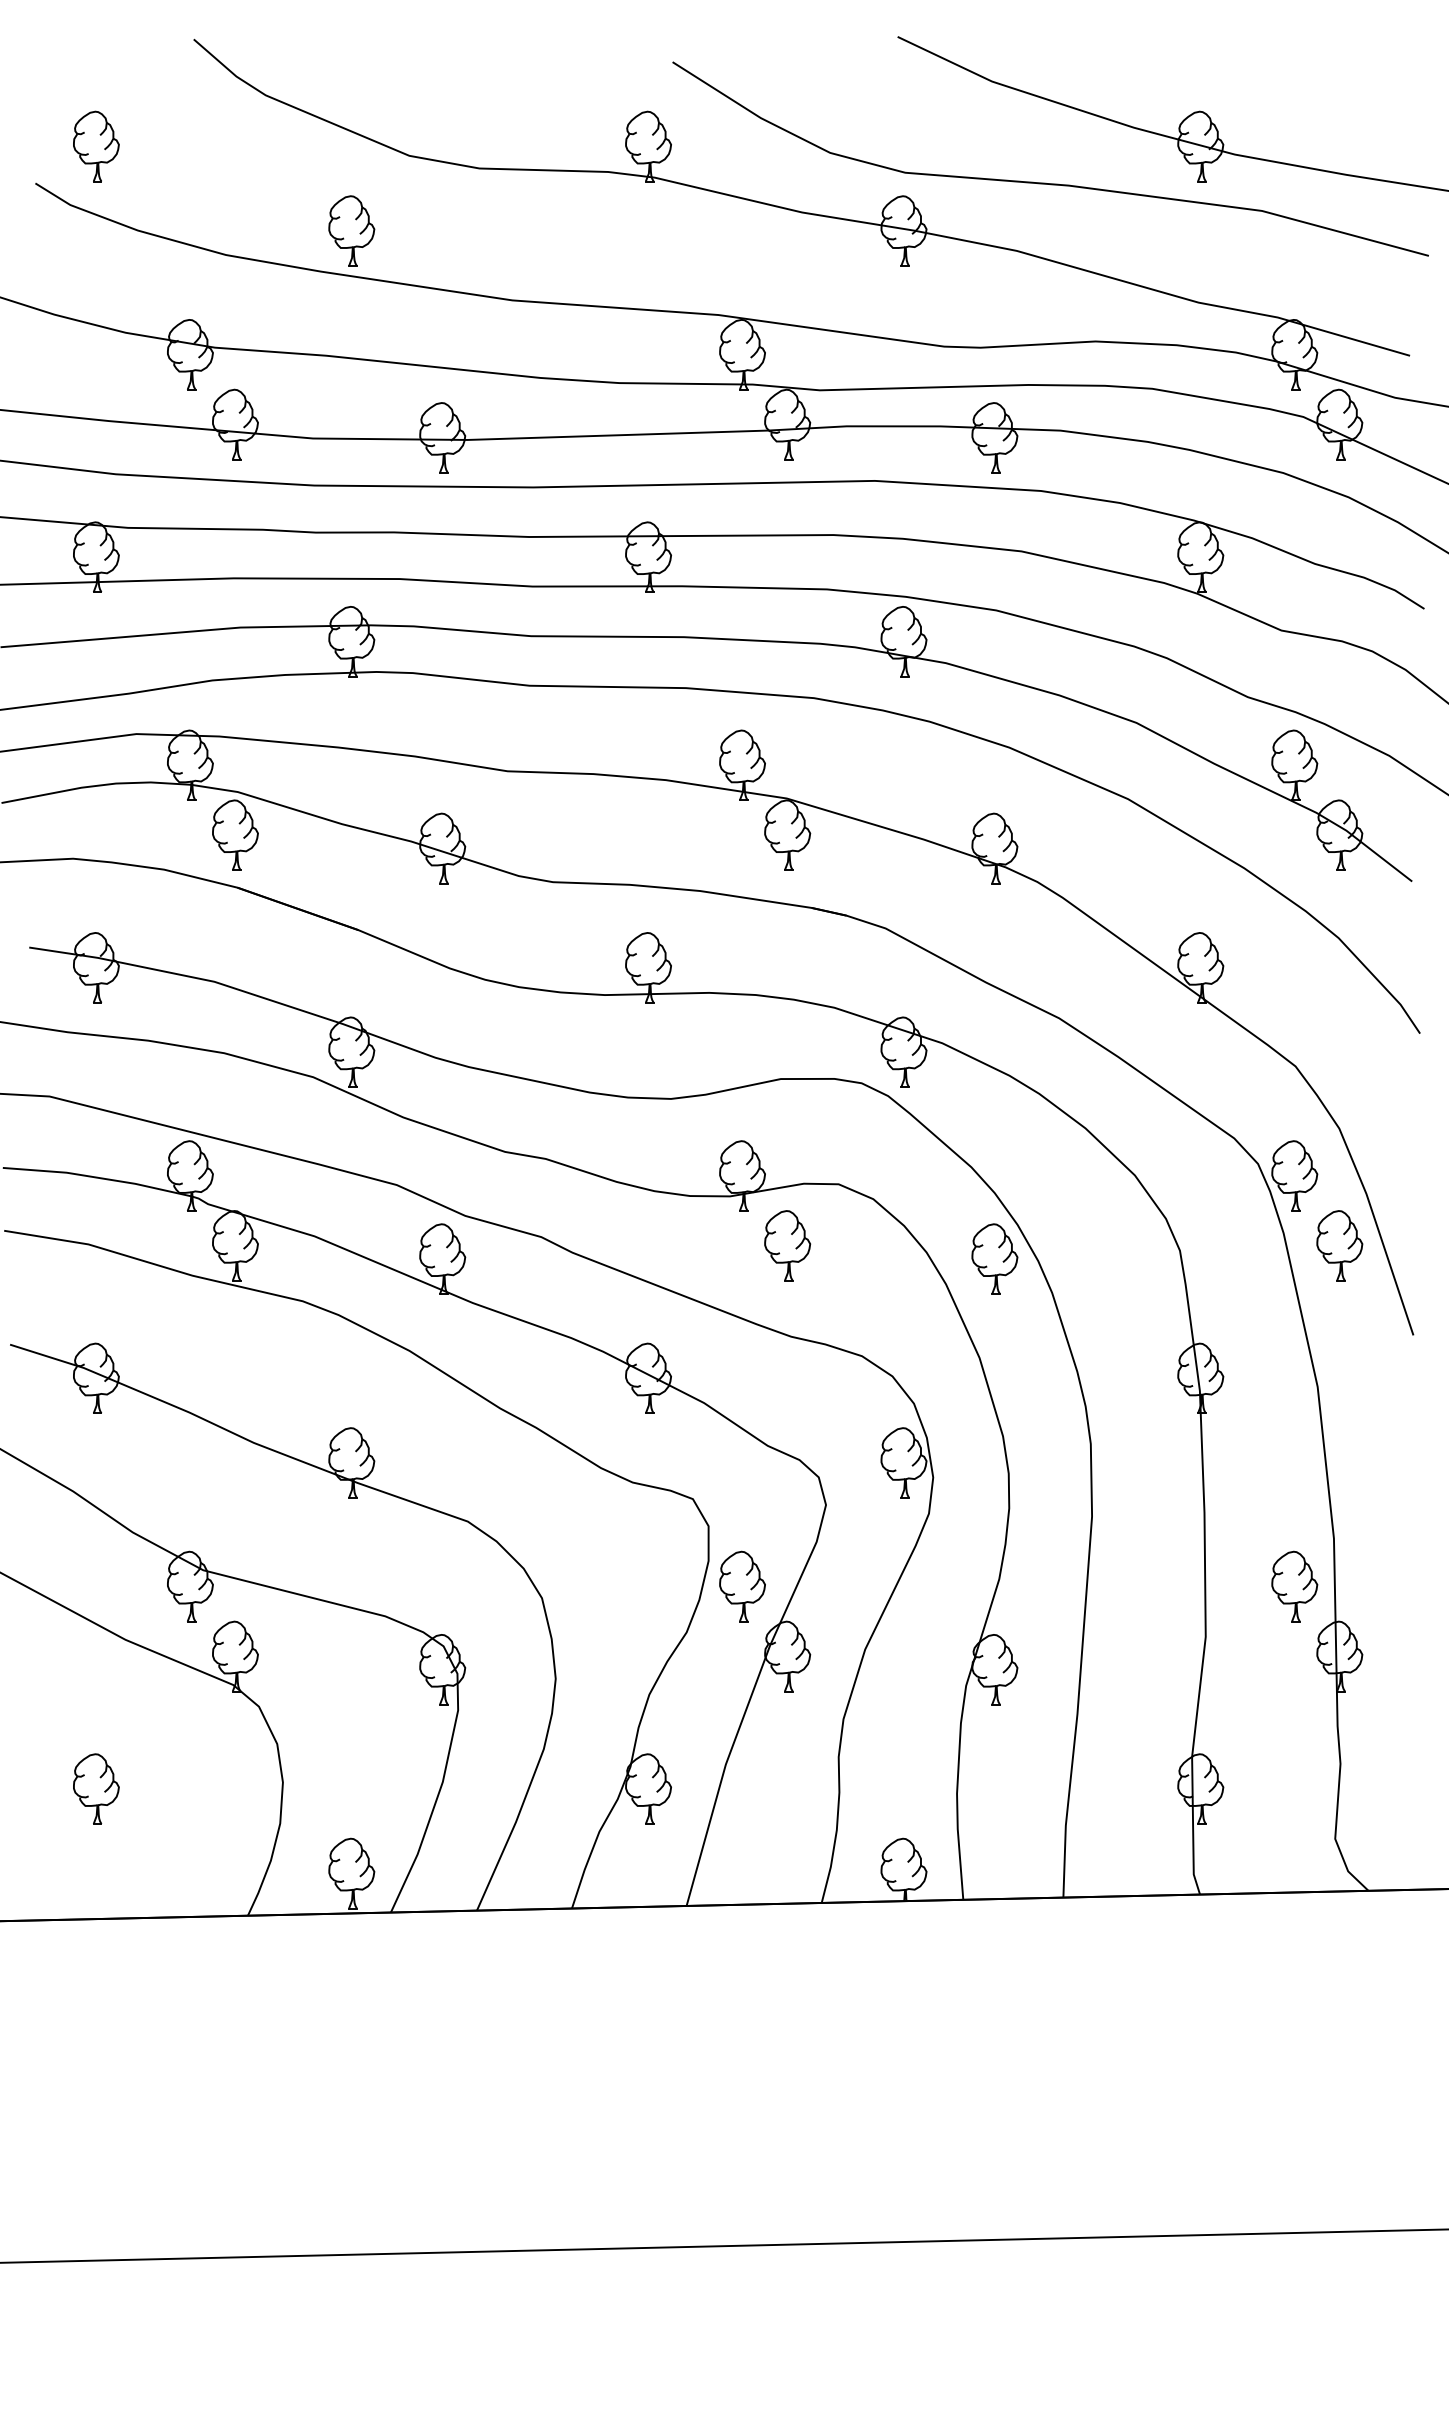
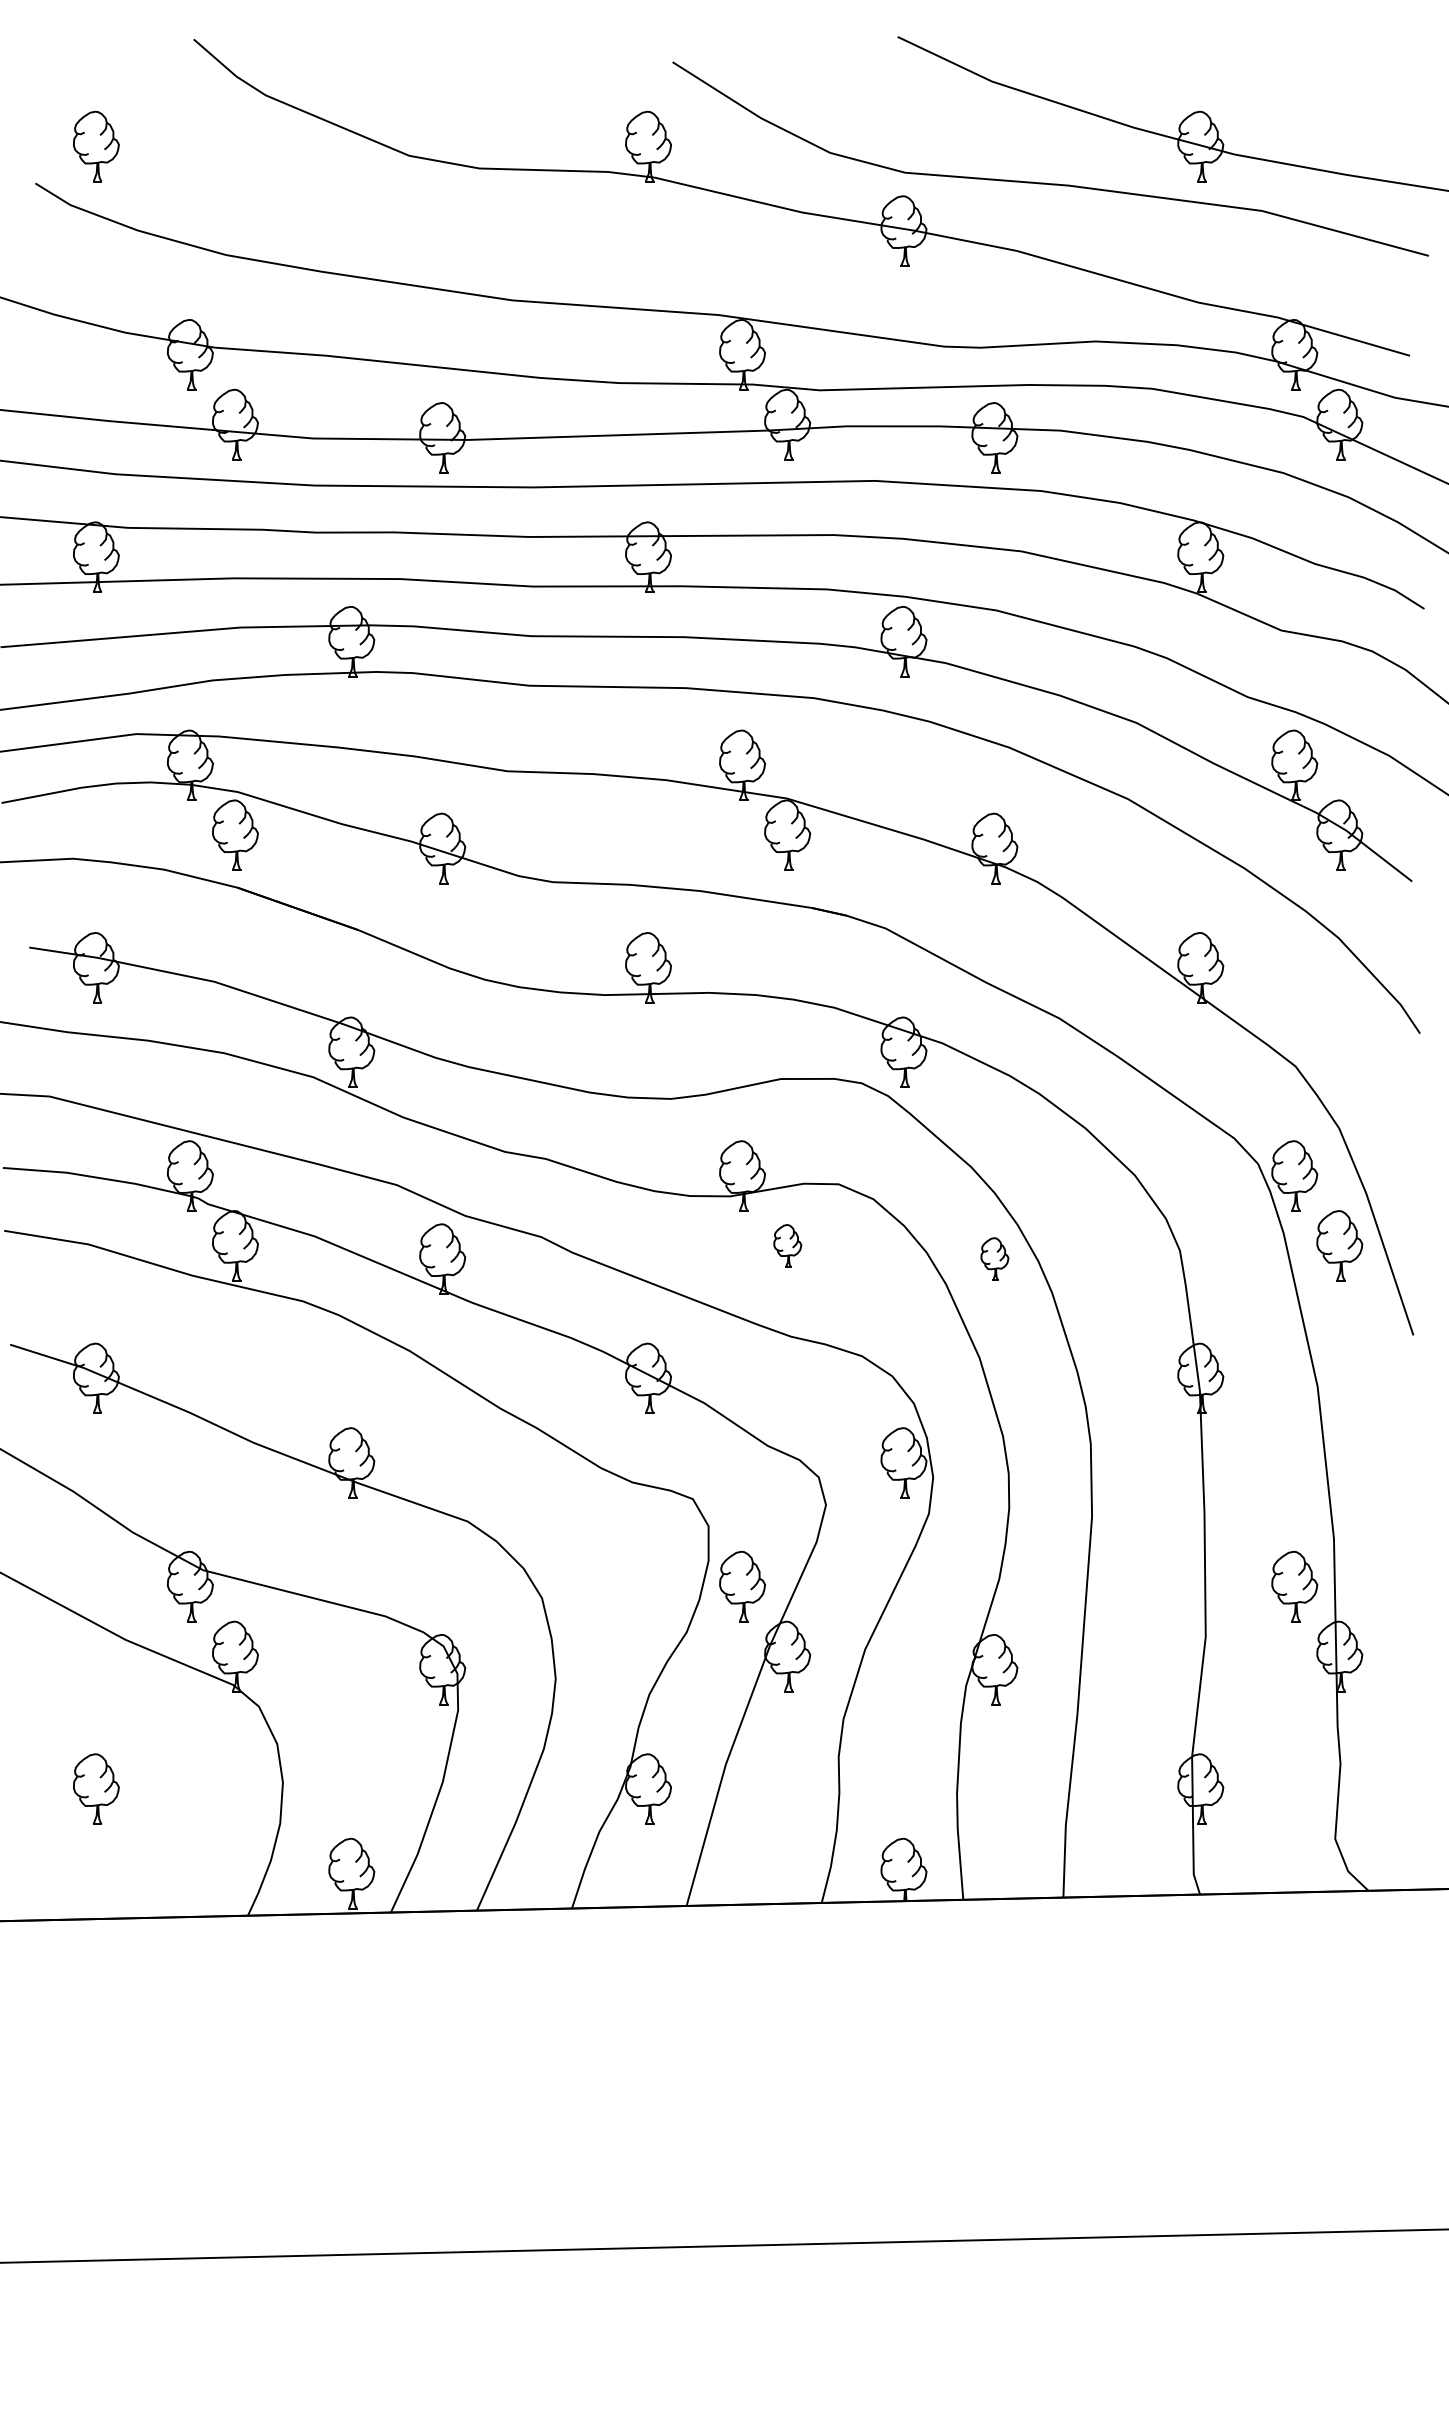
part: present -> none (351, 230)
part size: 48x72 px -> 30x44 px (787, 1245)
part size: 48x72 px -> 30x44 px (994, 1258)
